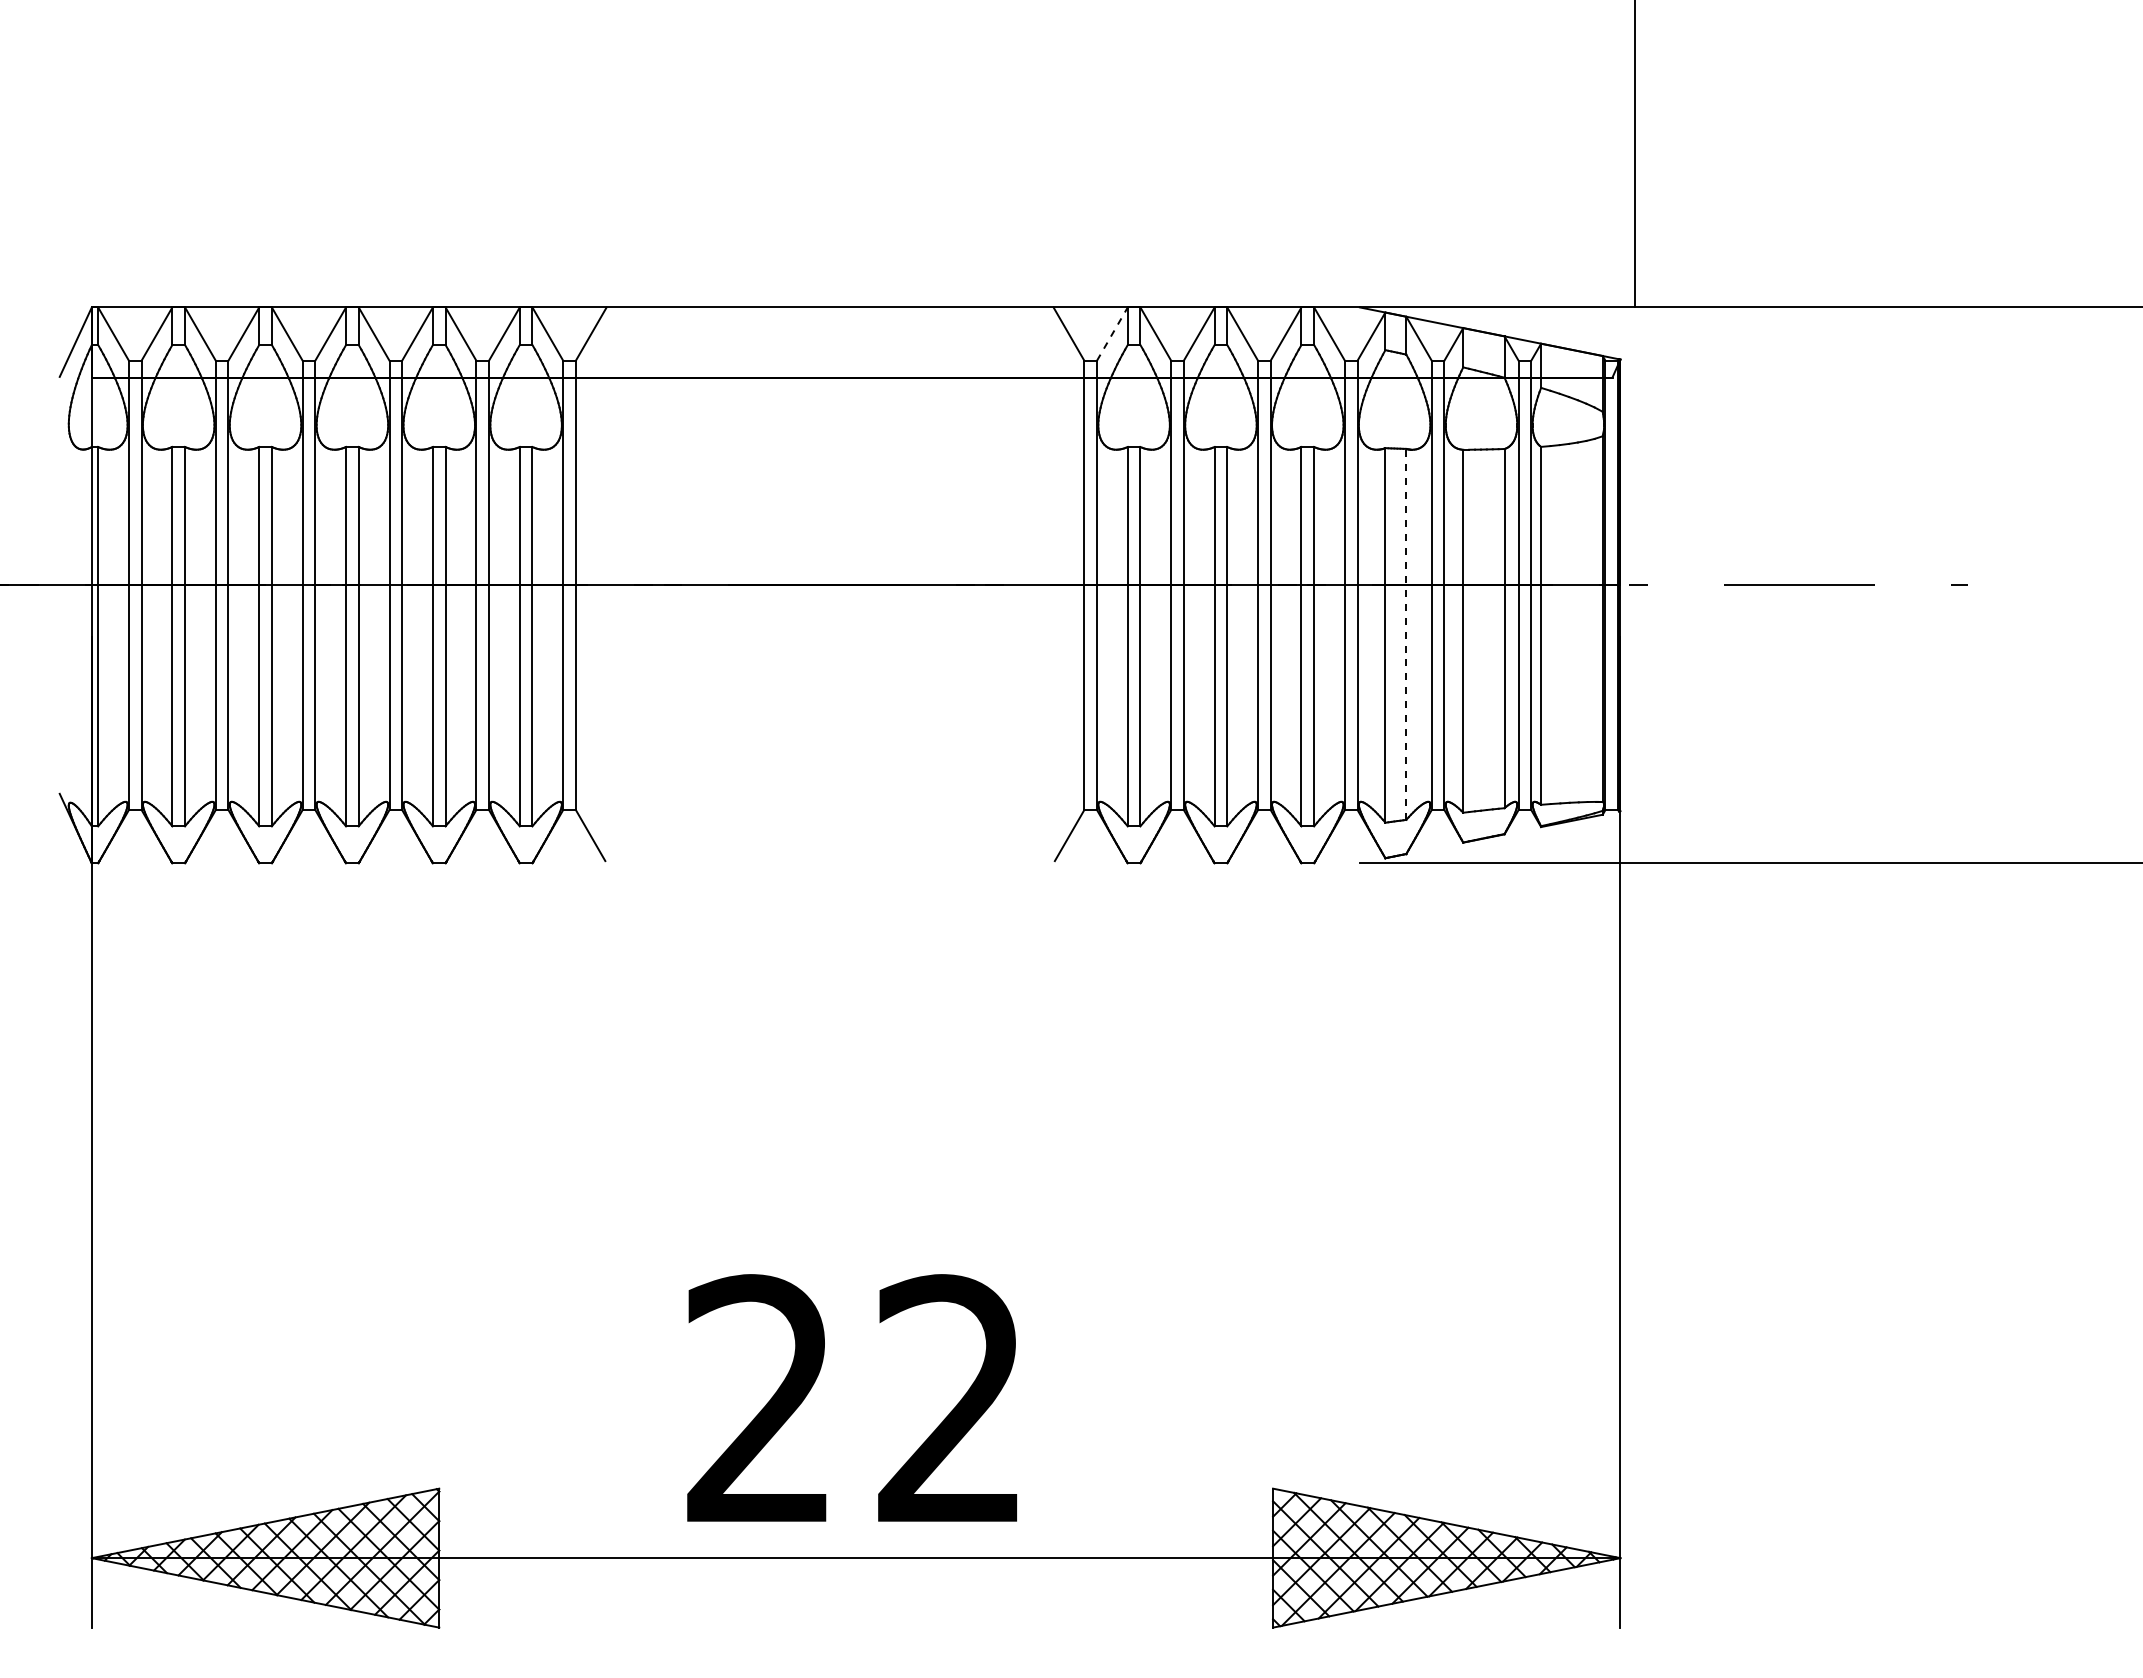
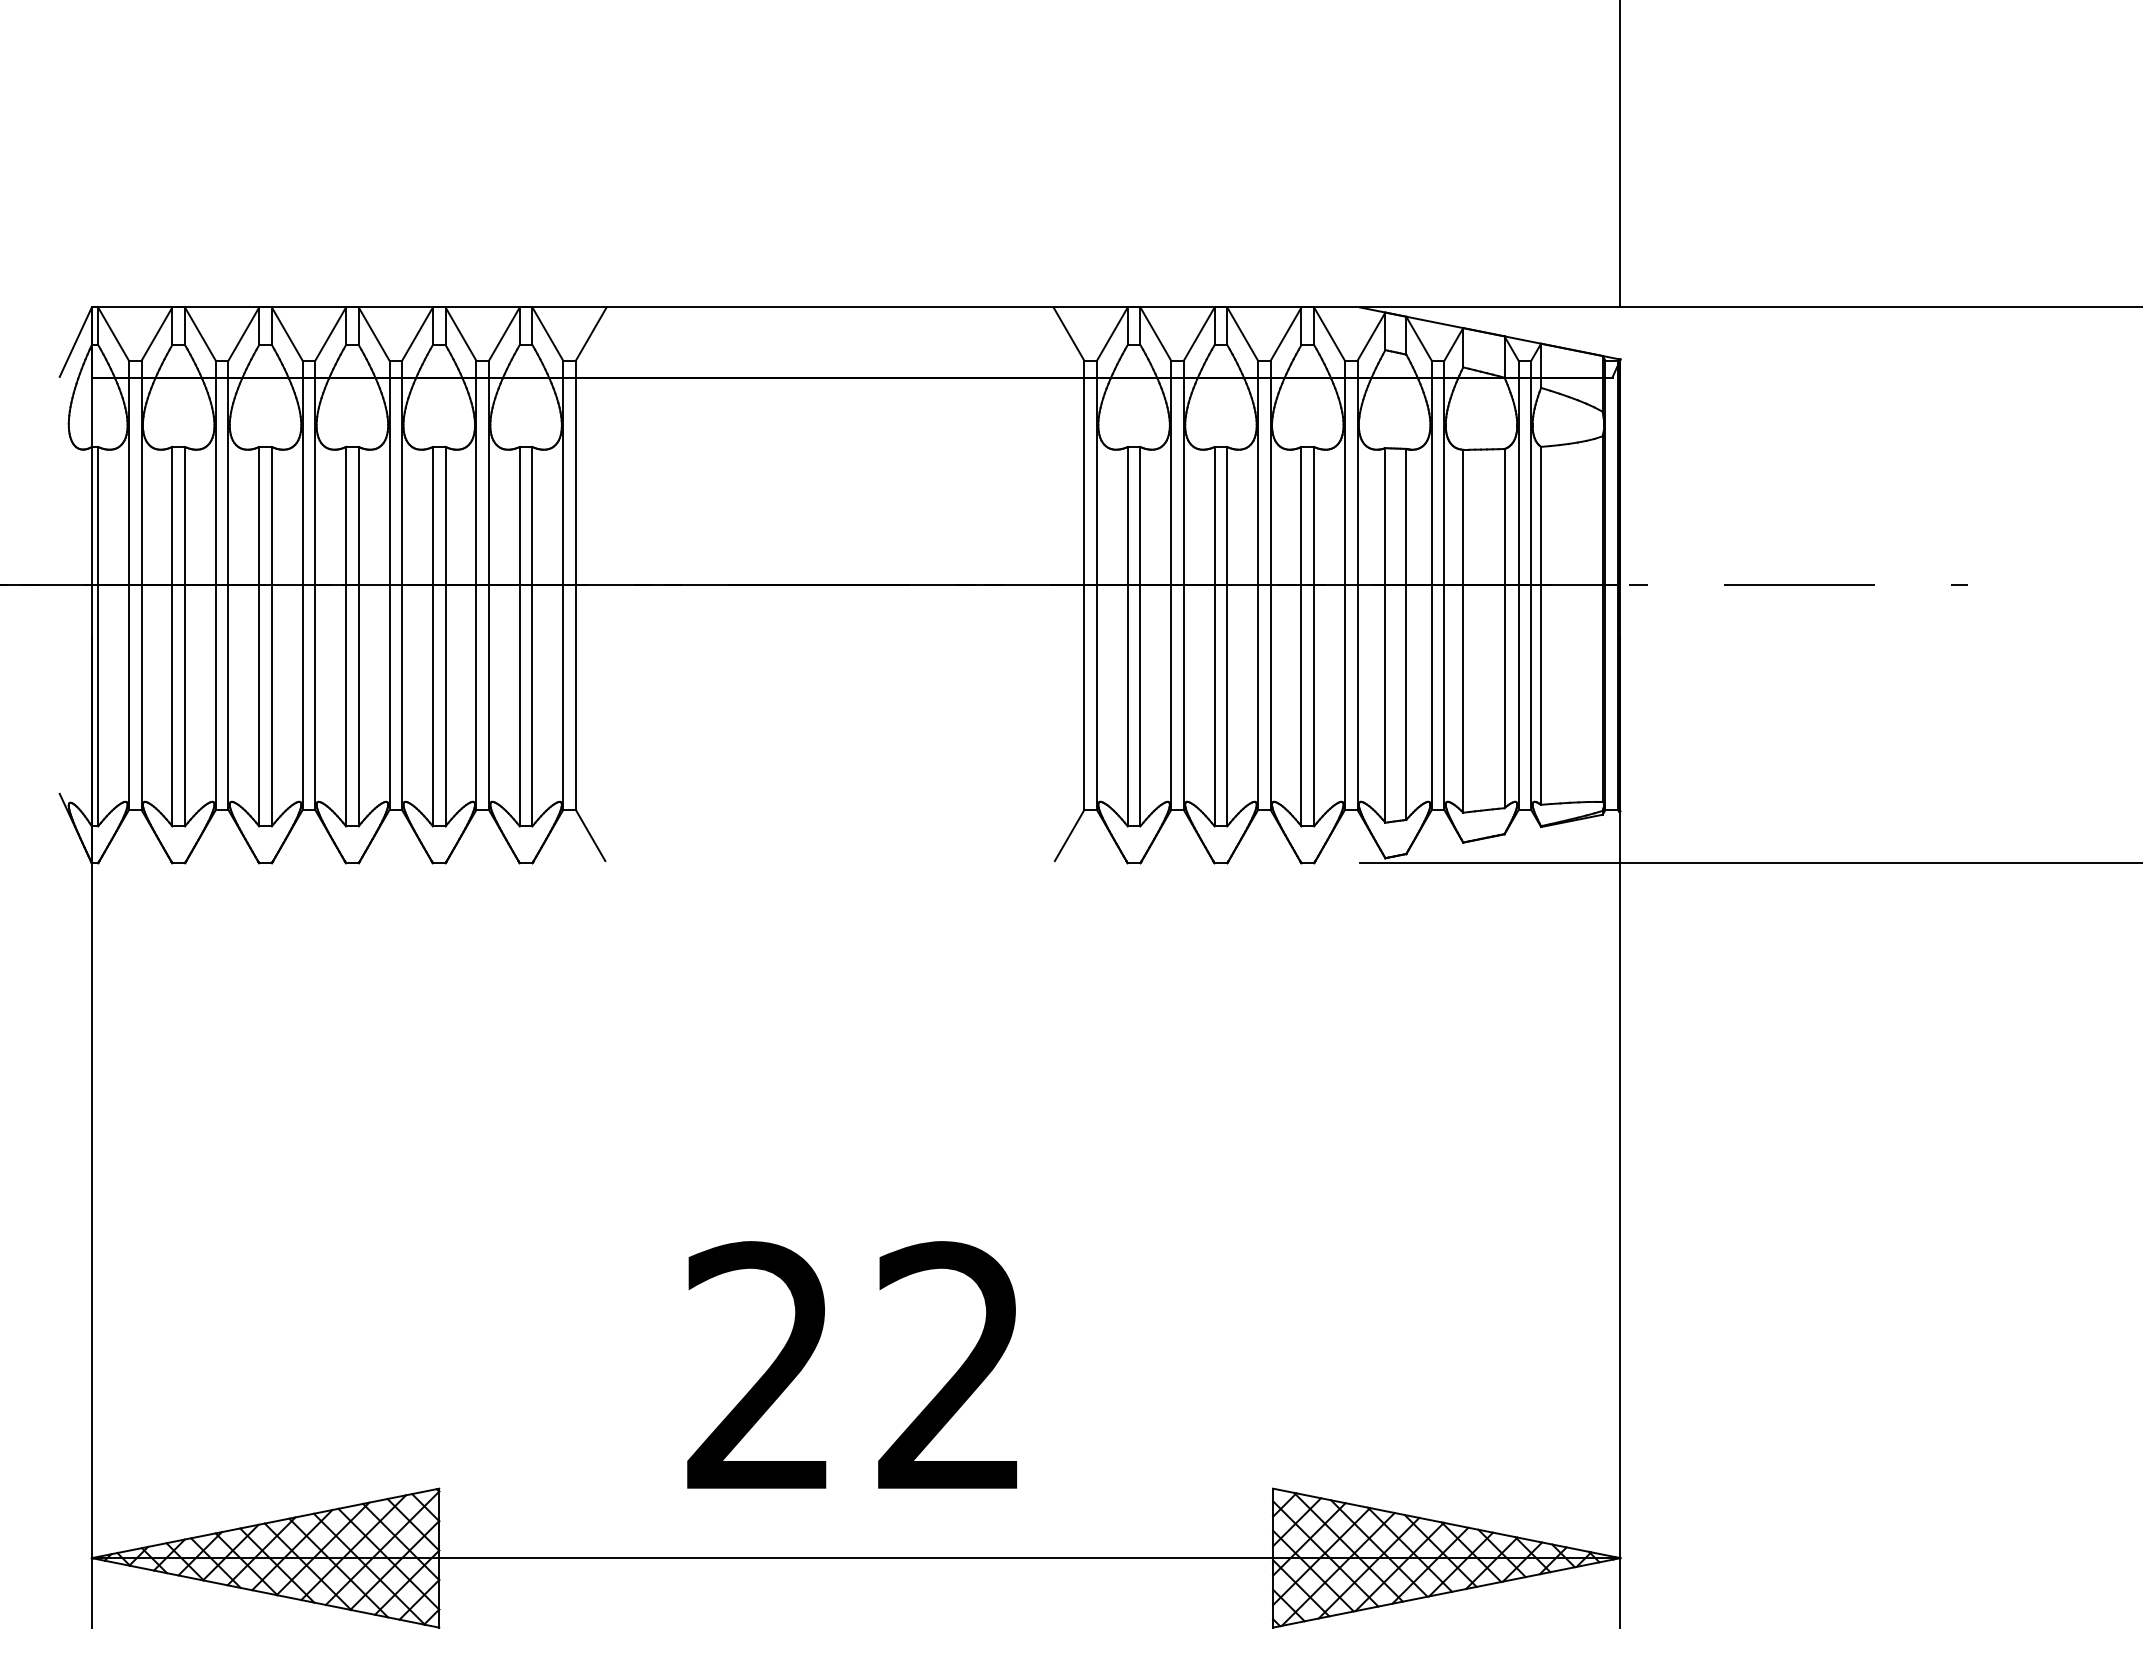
line position: (1635, 154) -> (1620, 154) (1620, 154)
line: dashed -> solid (1112, 334)
line: dashed -> solid (1406, 633)
text position: (851, 1397) -> (851, 1364) (851, 1364)
